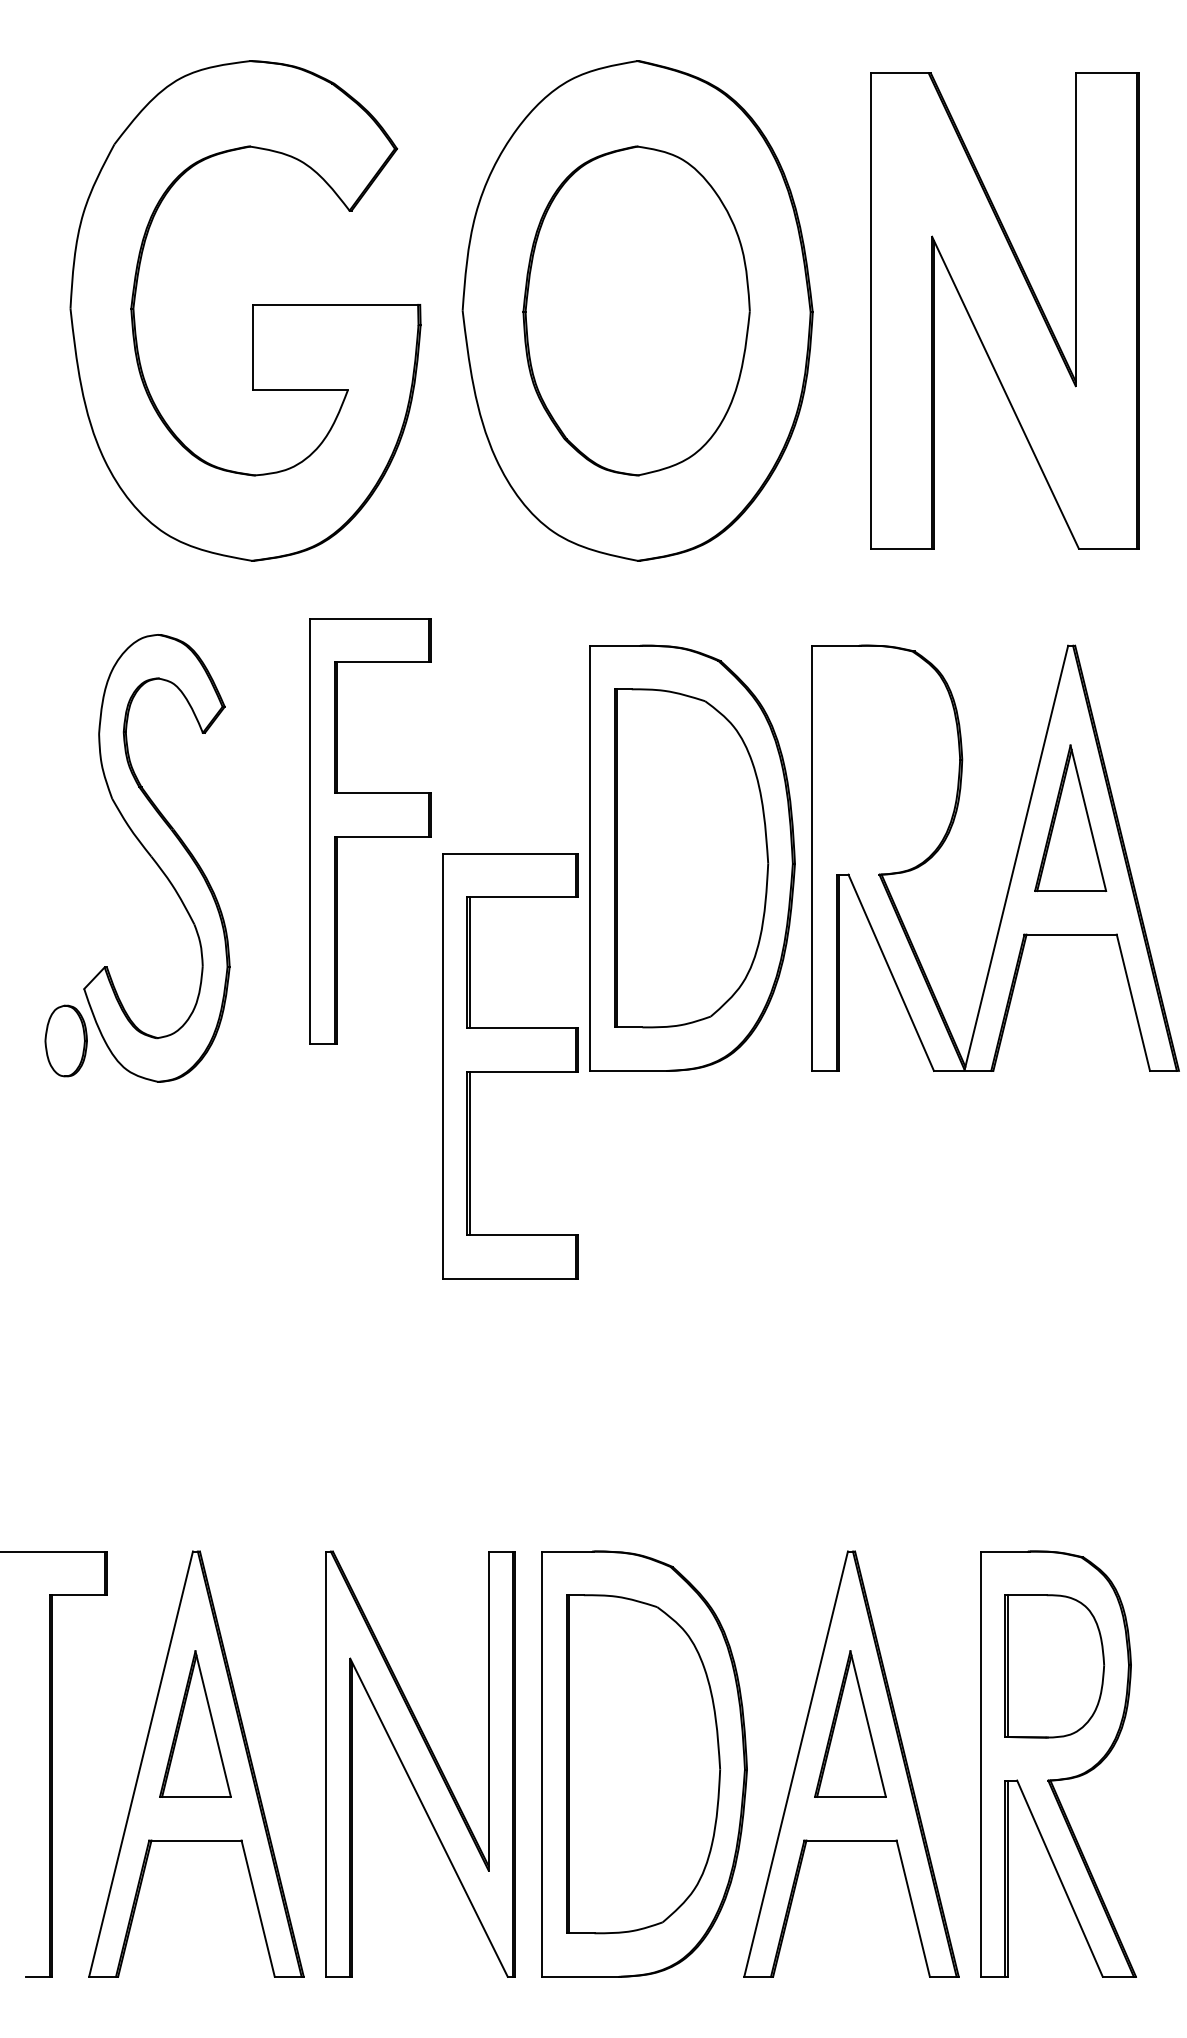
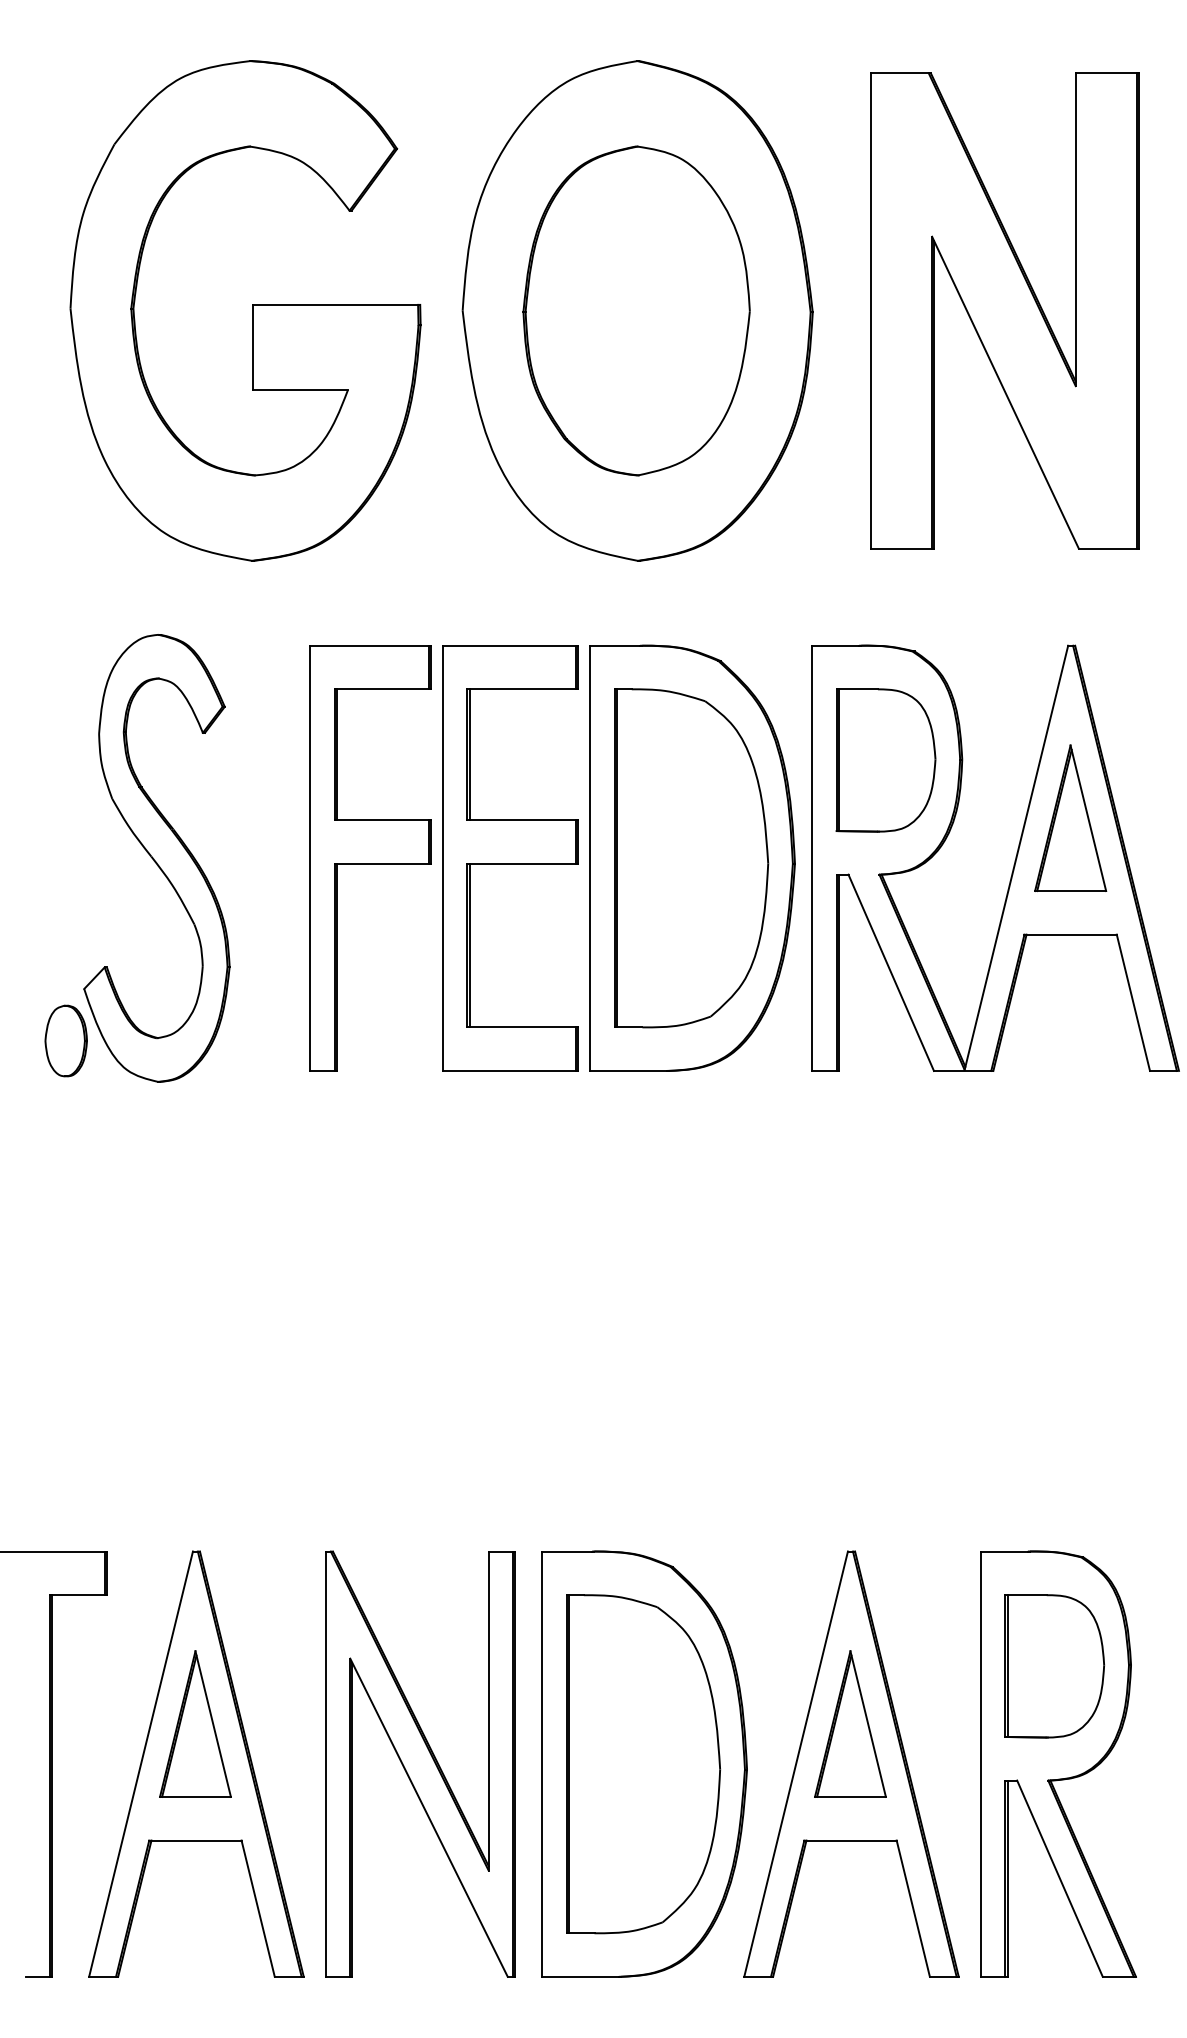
part: none -> present (885, 760)
part position: (370, 831) -> (370, 858) (370, 858)
part position: (510, 1066) -> (510, 858) (510, 858)
